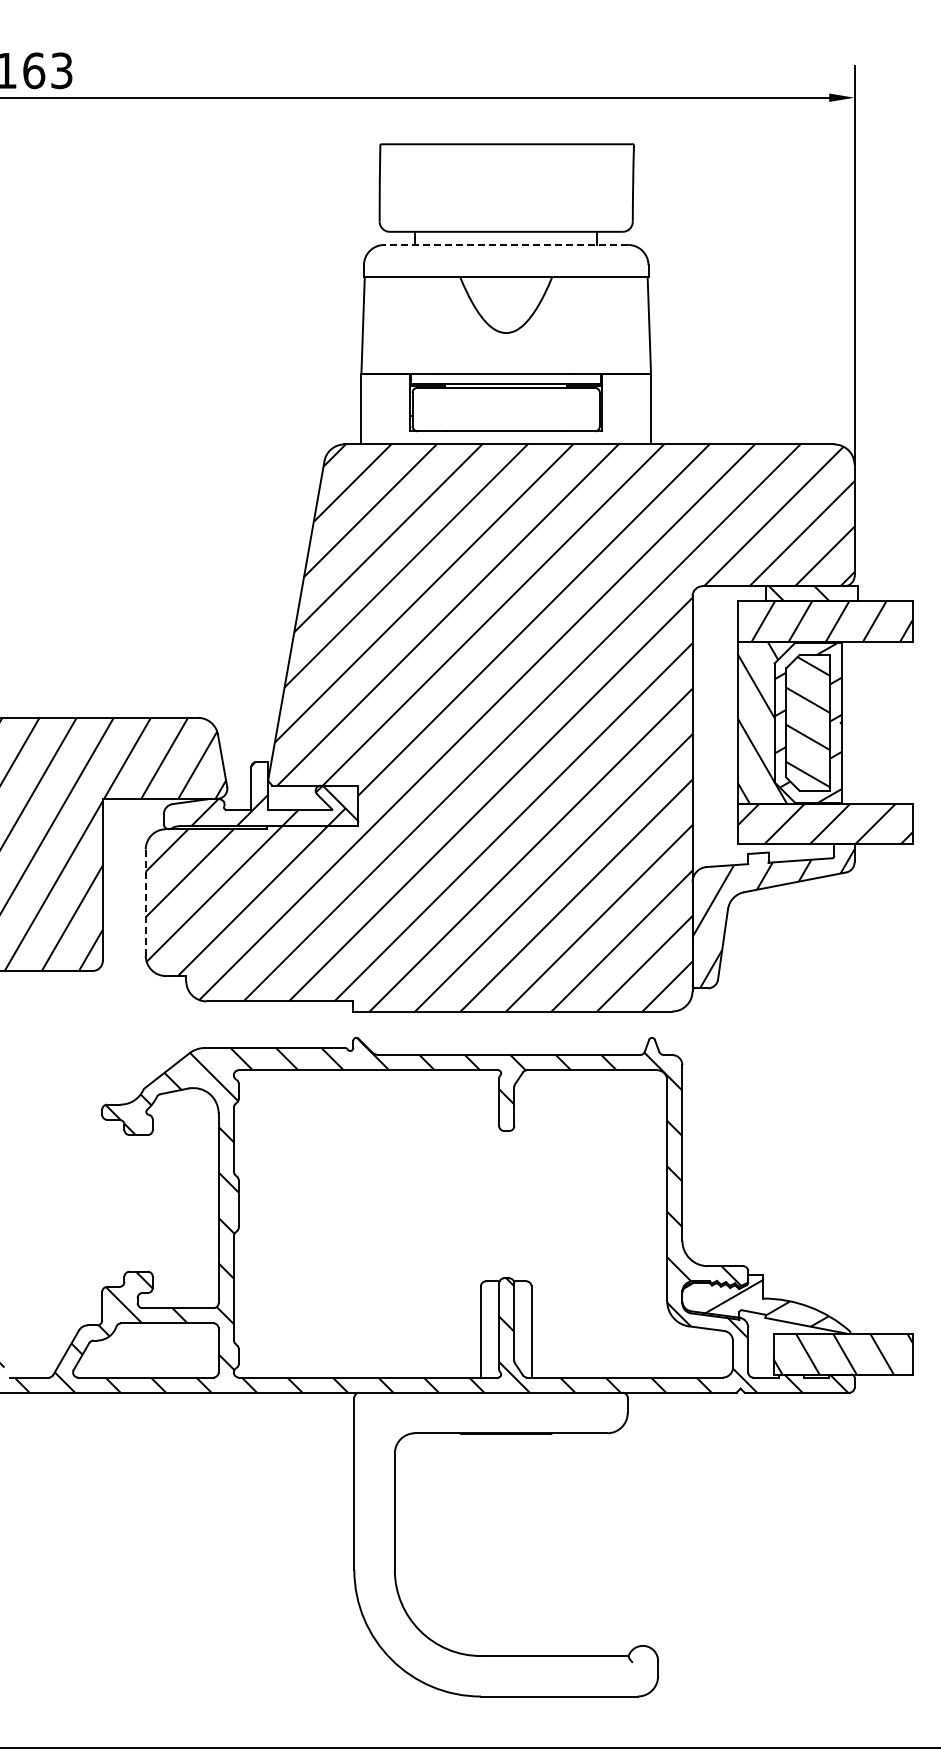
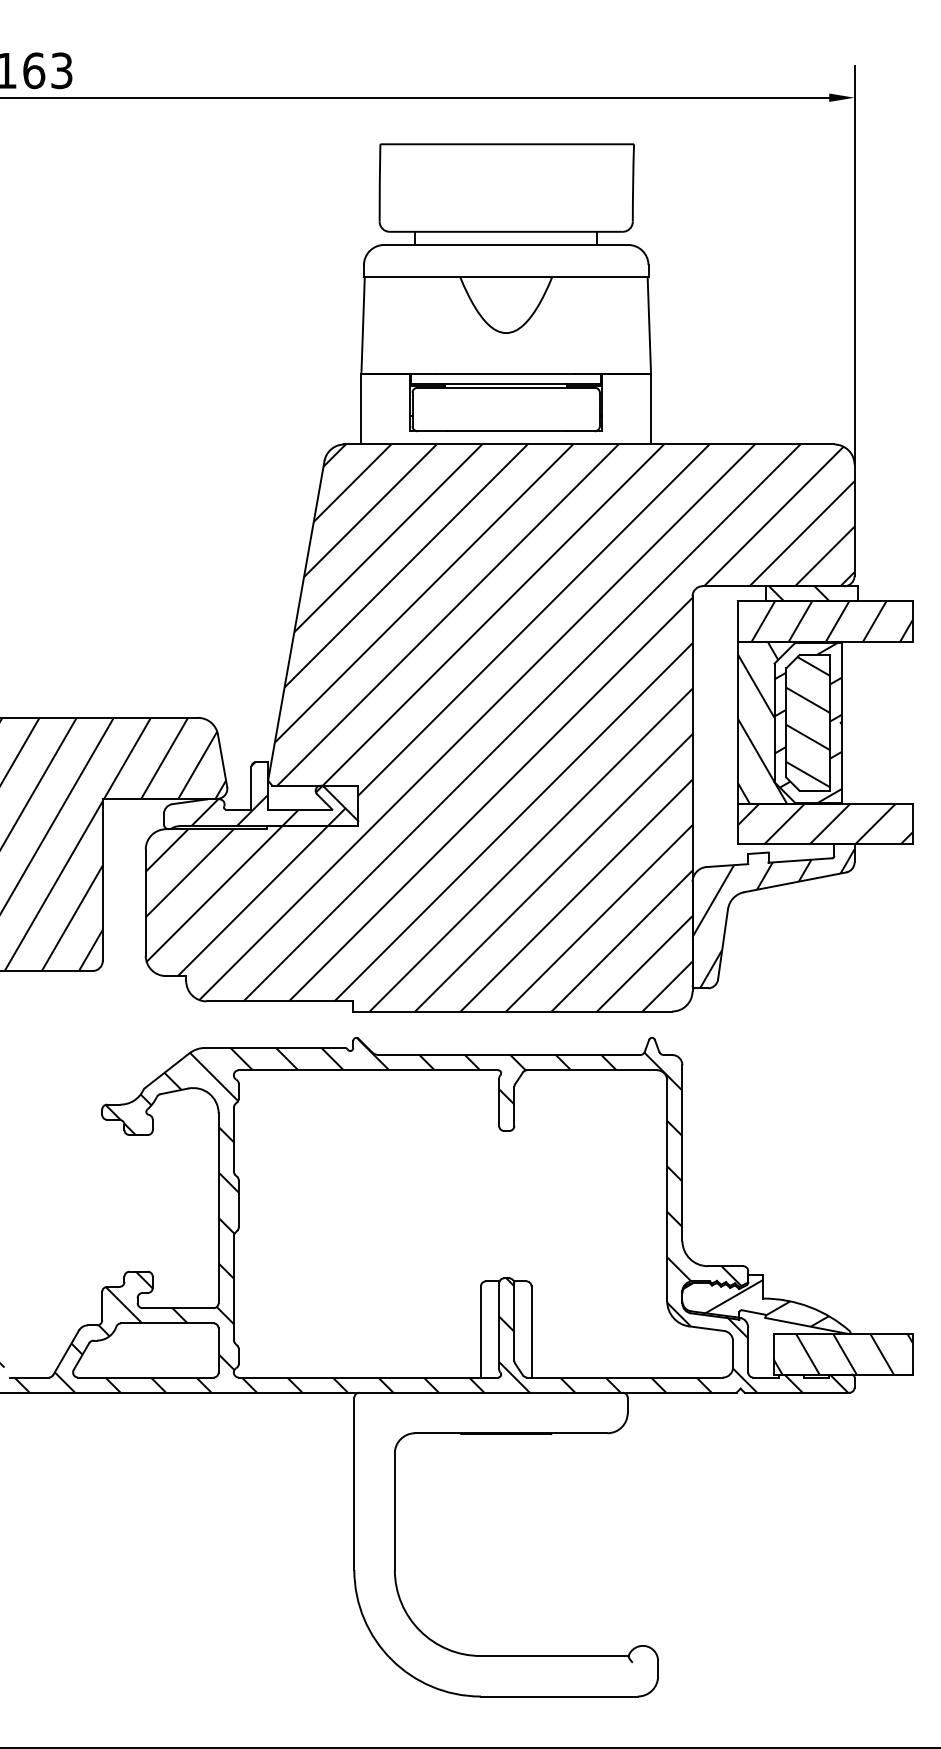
line: dashed -> solid (505, 244)
line: dashed -> solid (145, 903)
